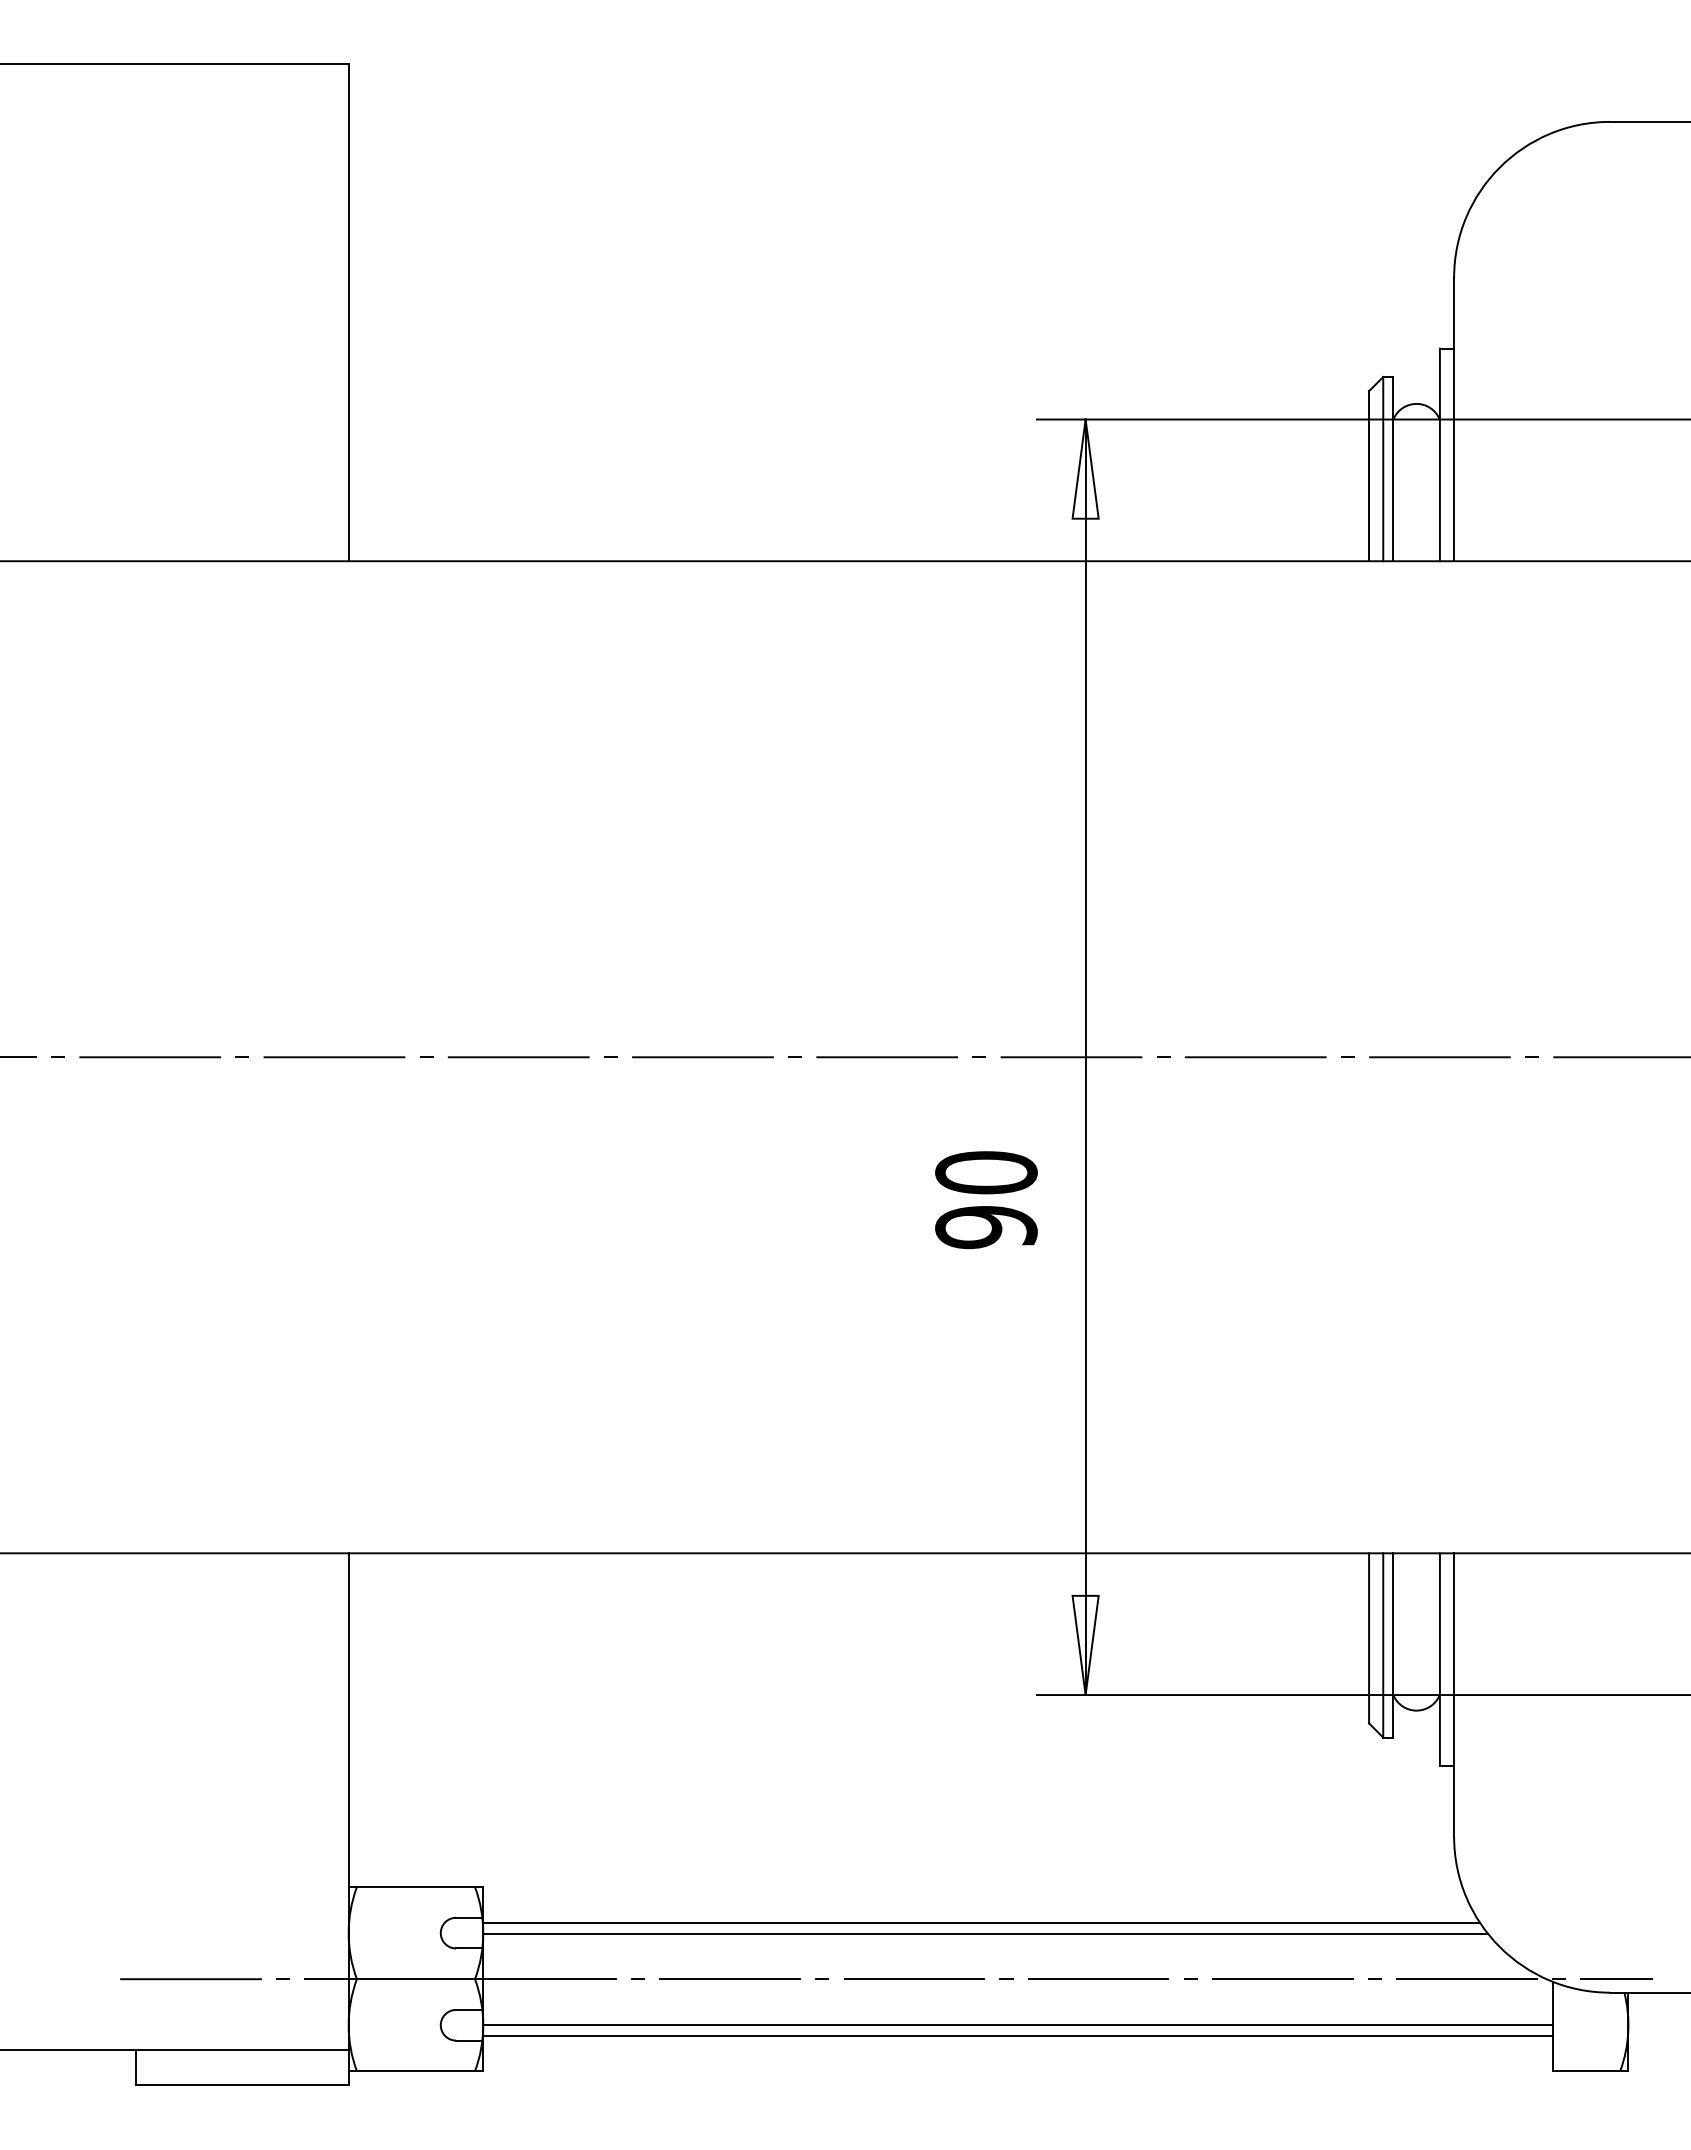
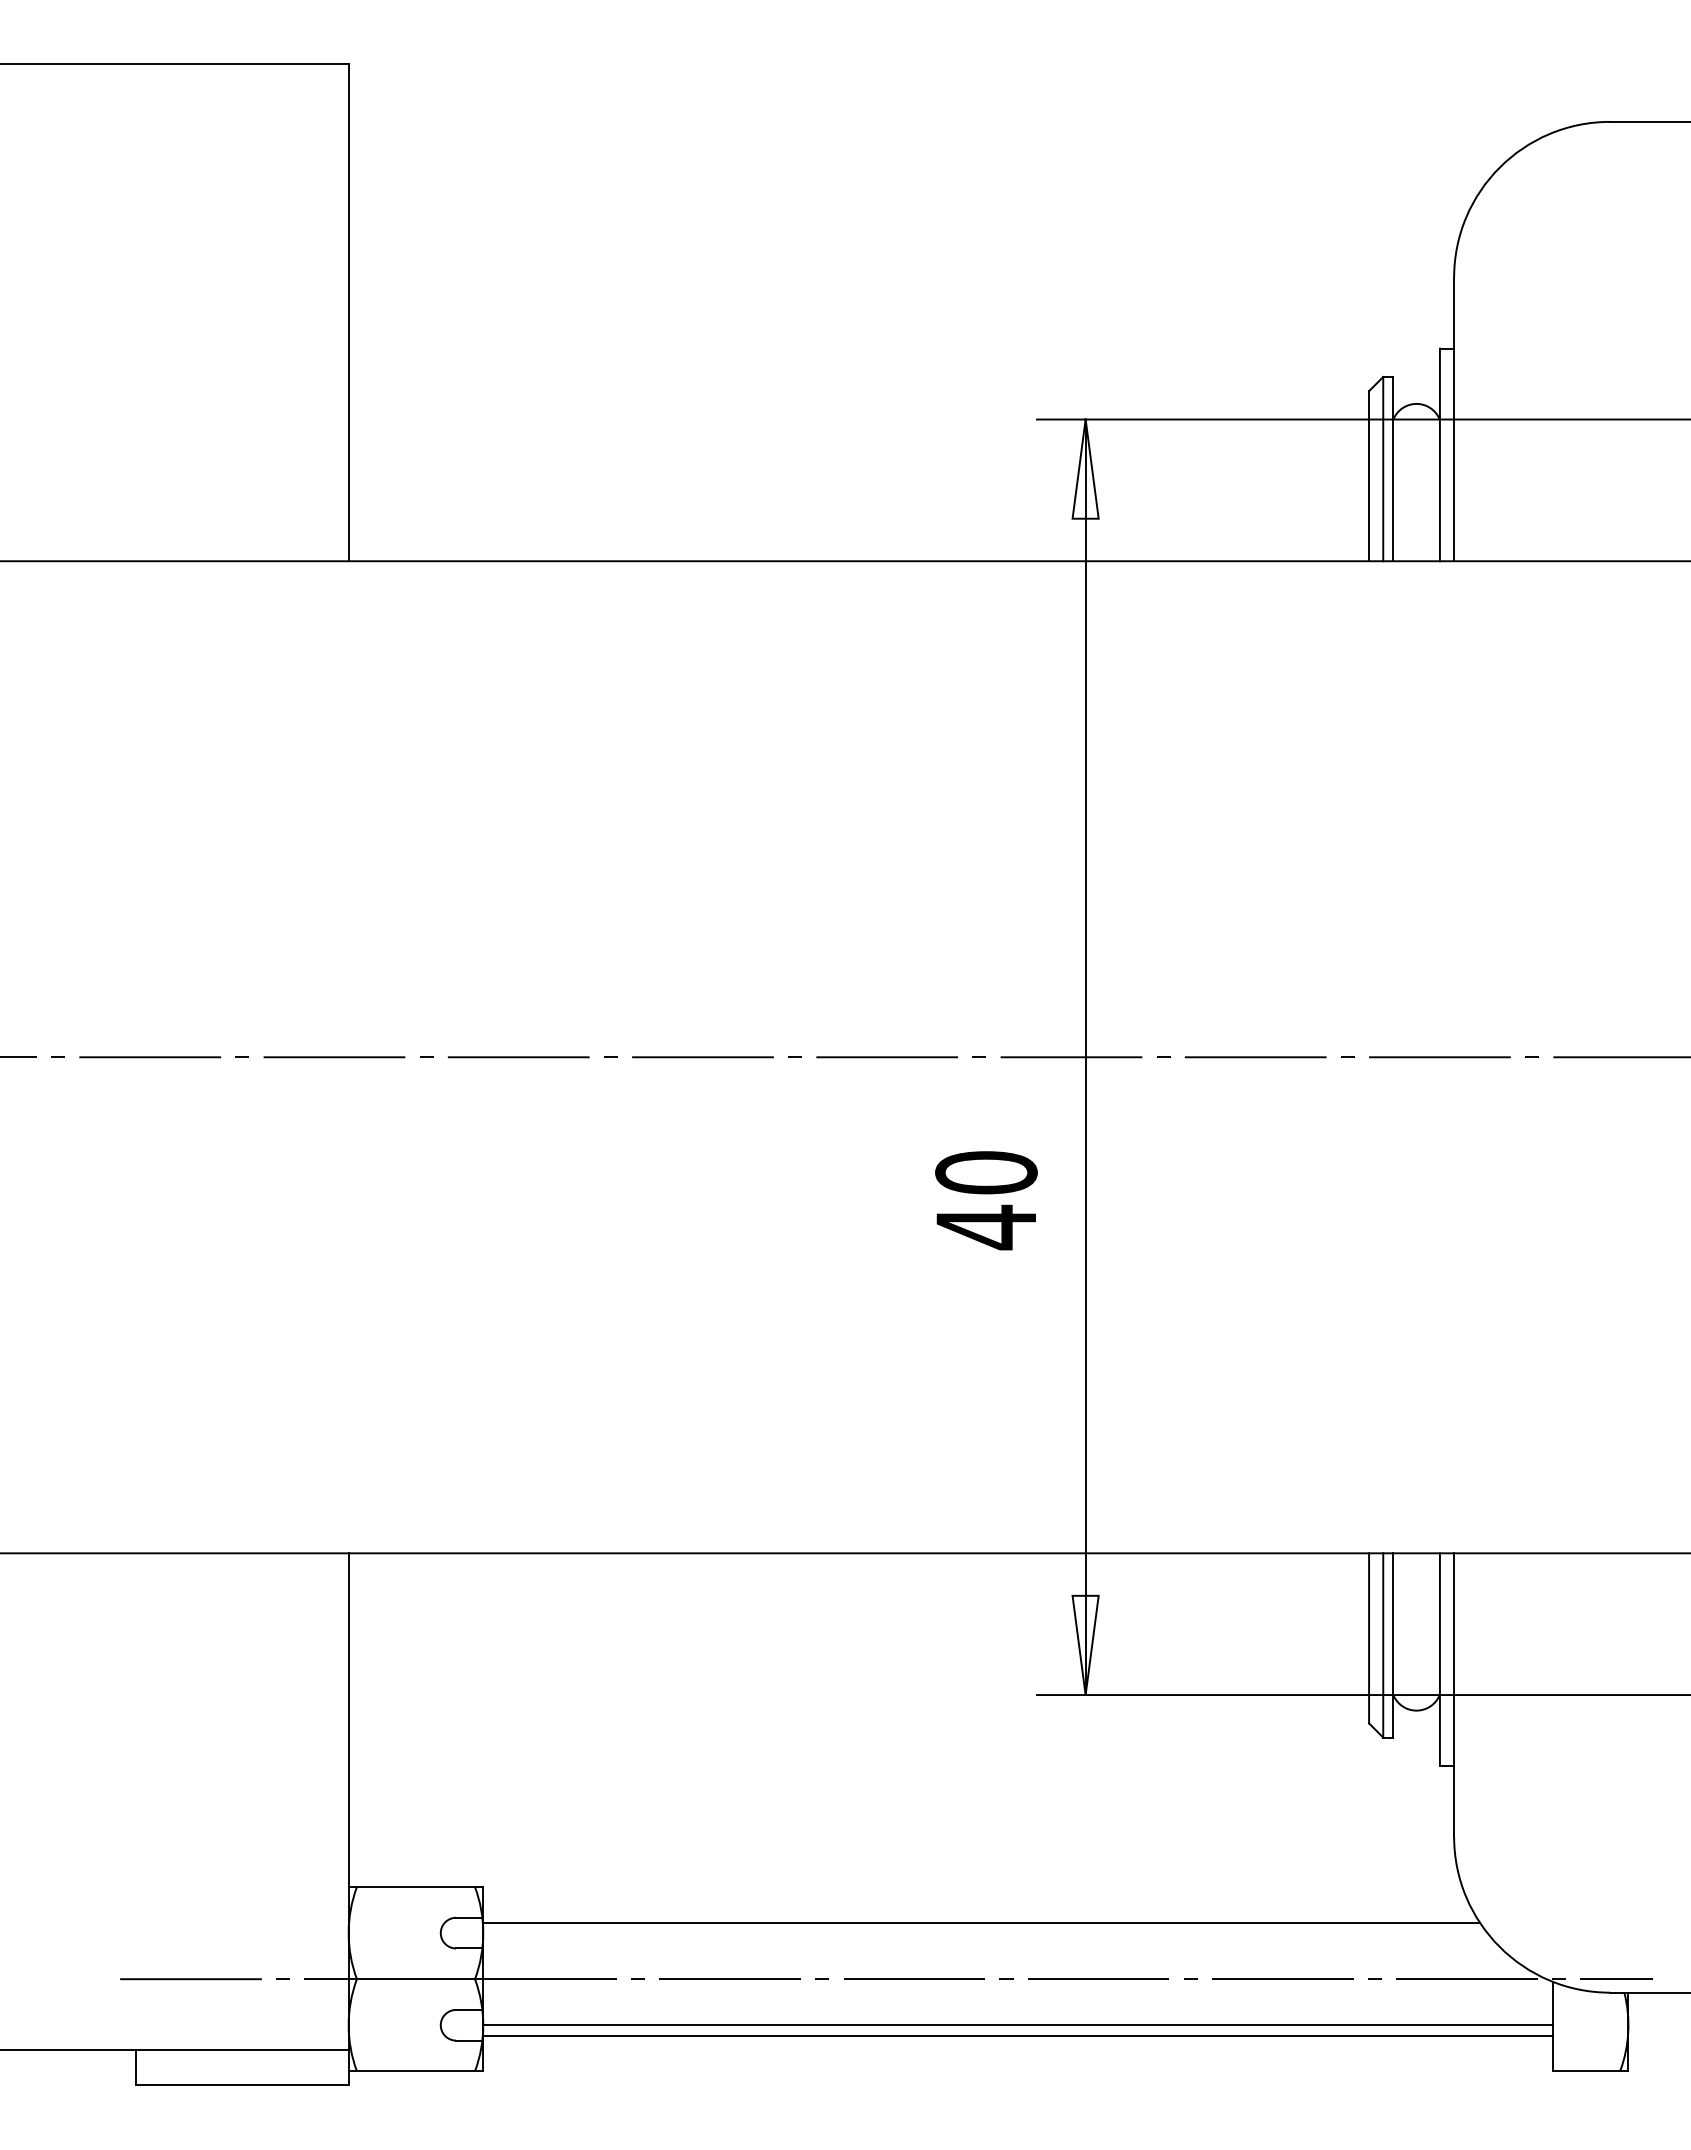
text: 90 -> 40 (986, 1227)
line: present -> none (985, 1933)
